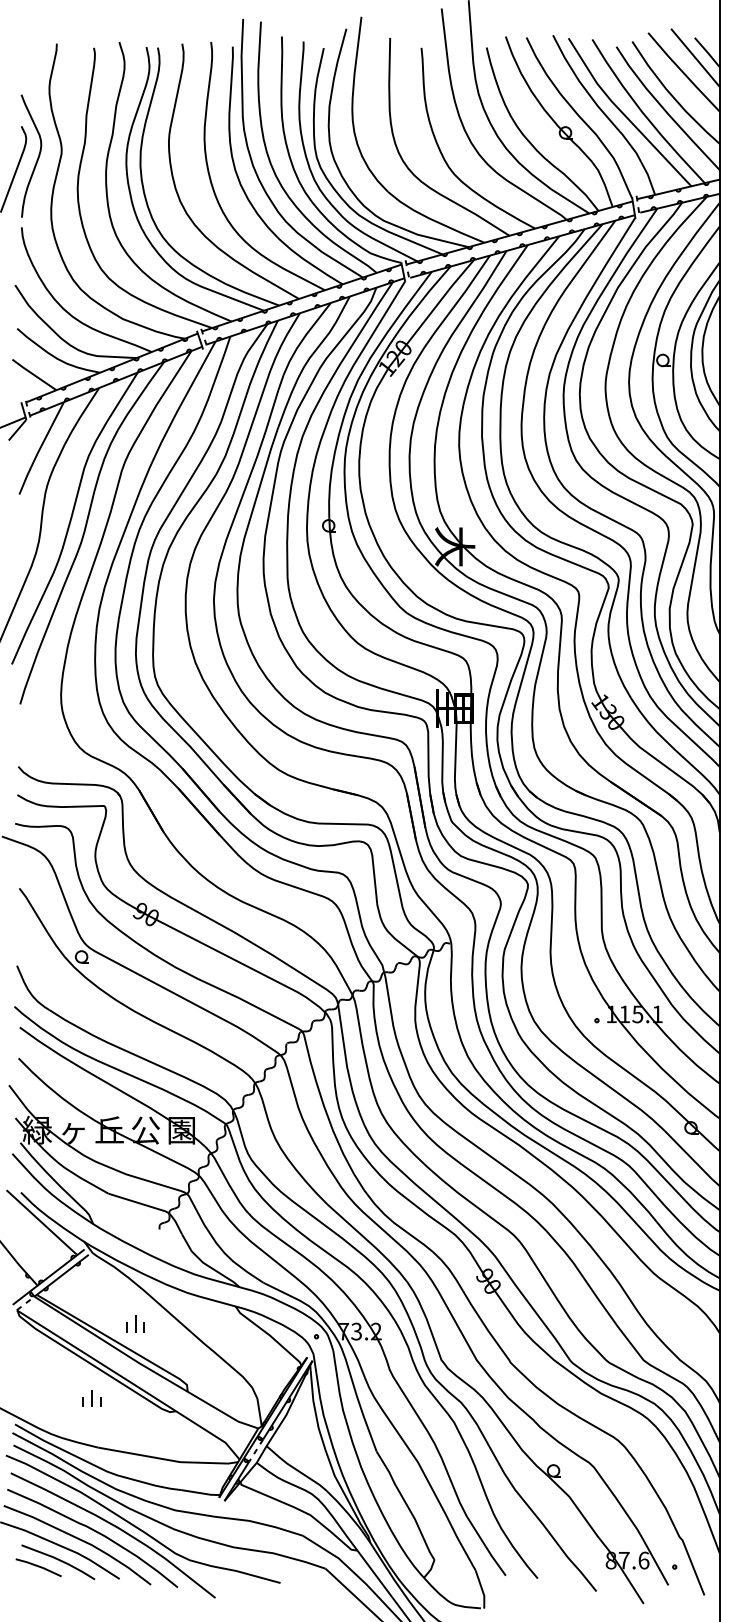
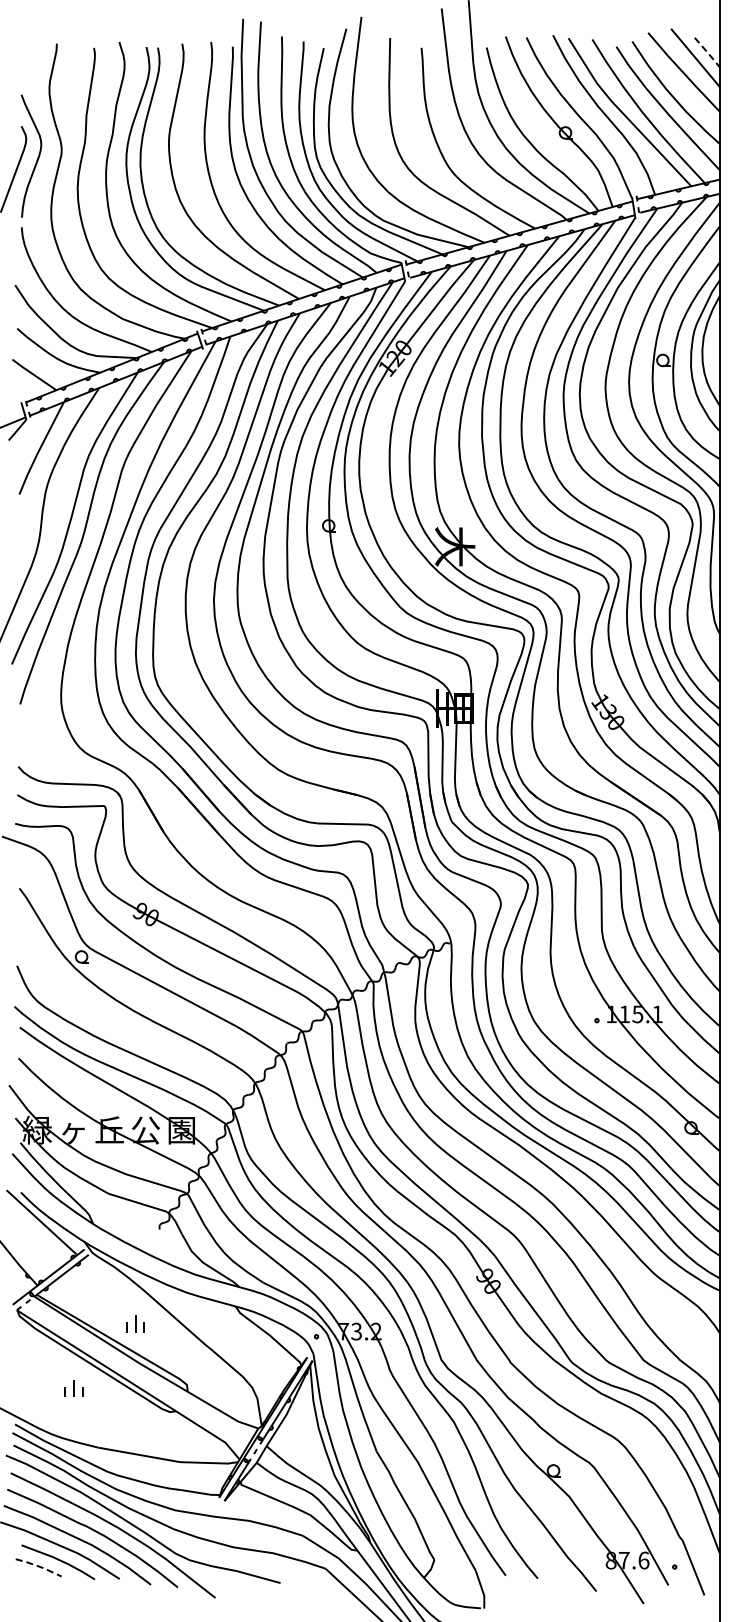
line: solid -> dashed (707, 52)
part position: (91, 1398) -> (73, 1388) (73, 1388)
line: solid -> dashed (39, 1566)
